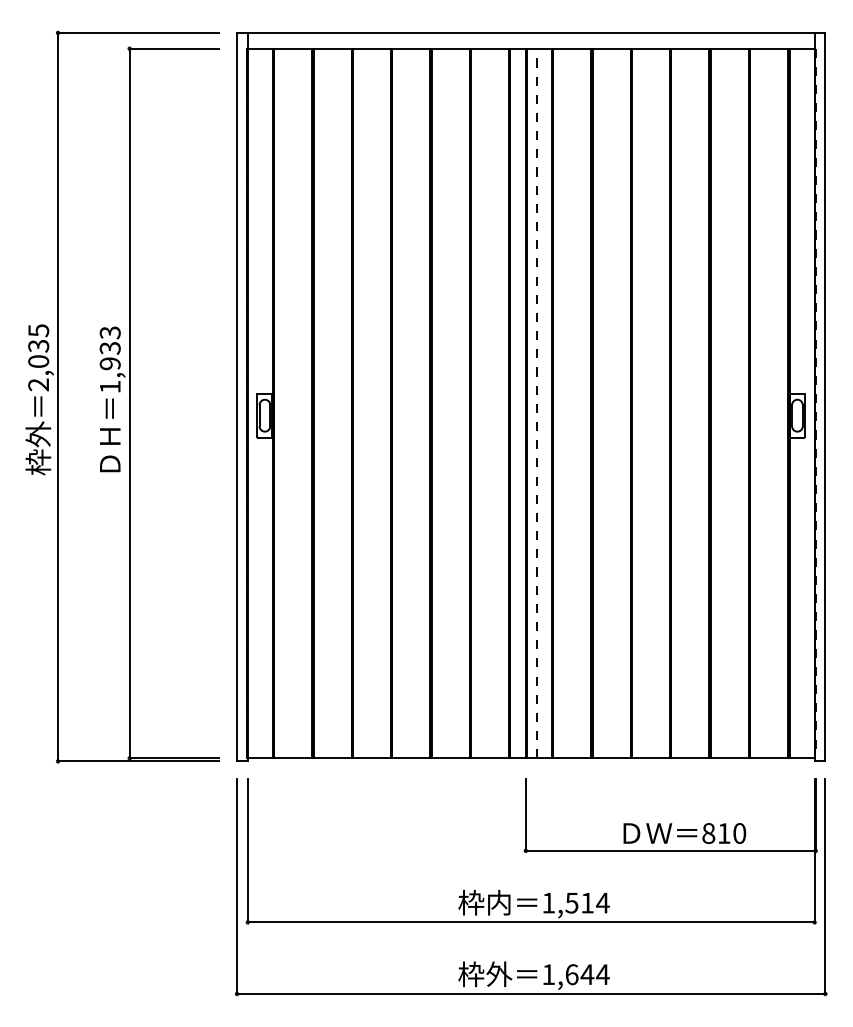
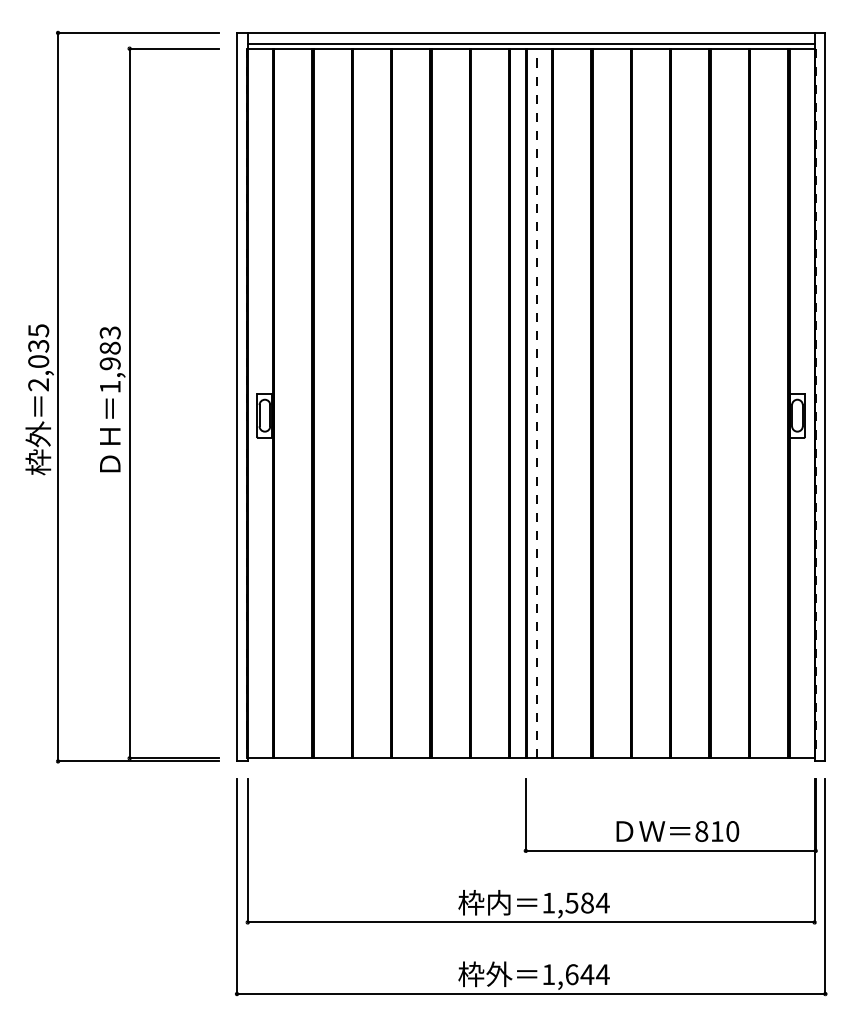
line: none -> present (530, 43)
text: 1,933 -> 1,983 (109, 347)
text position: (684, 833) -> (677, 831) (677, 831)
text: 1,514 -> 1,584 (587, 902)
